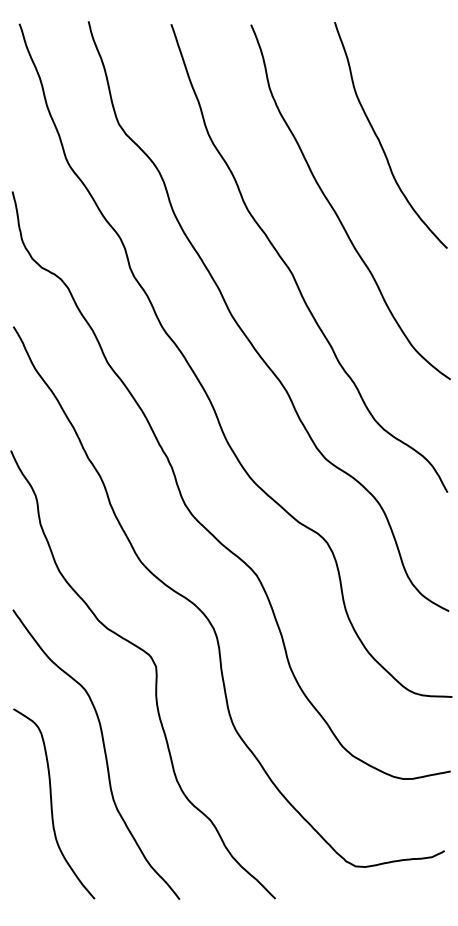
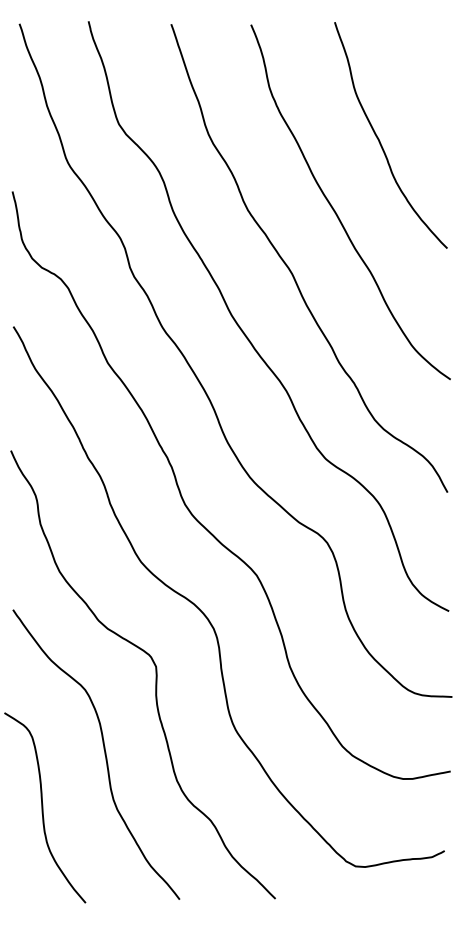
curve position: (52, 803) -> (43, 807) (43, 807)
